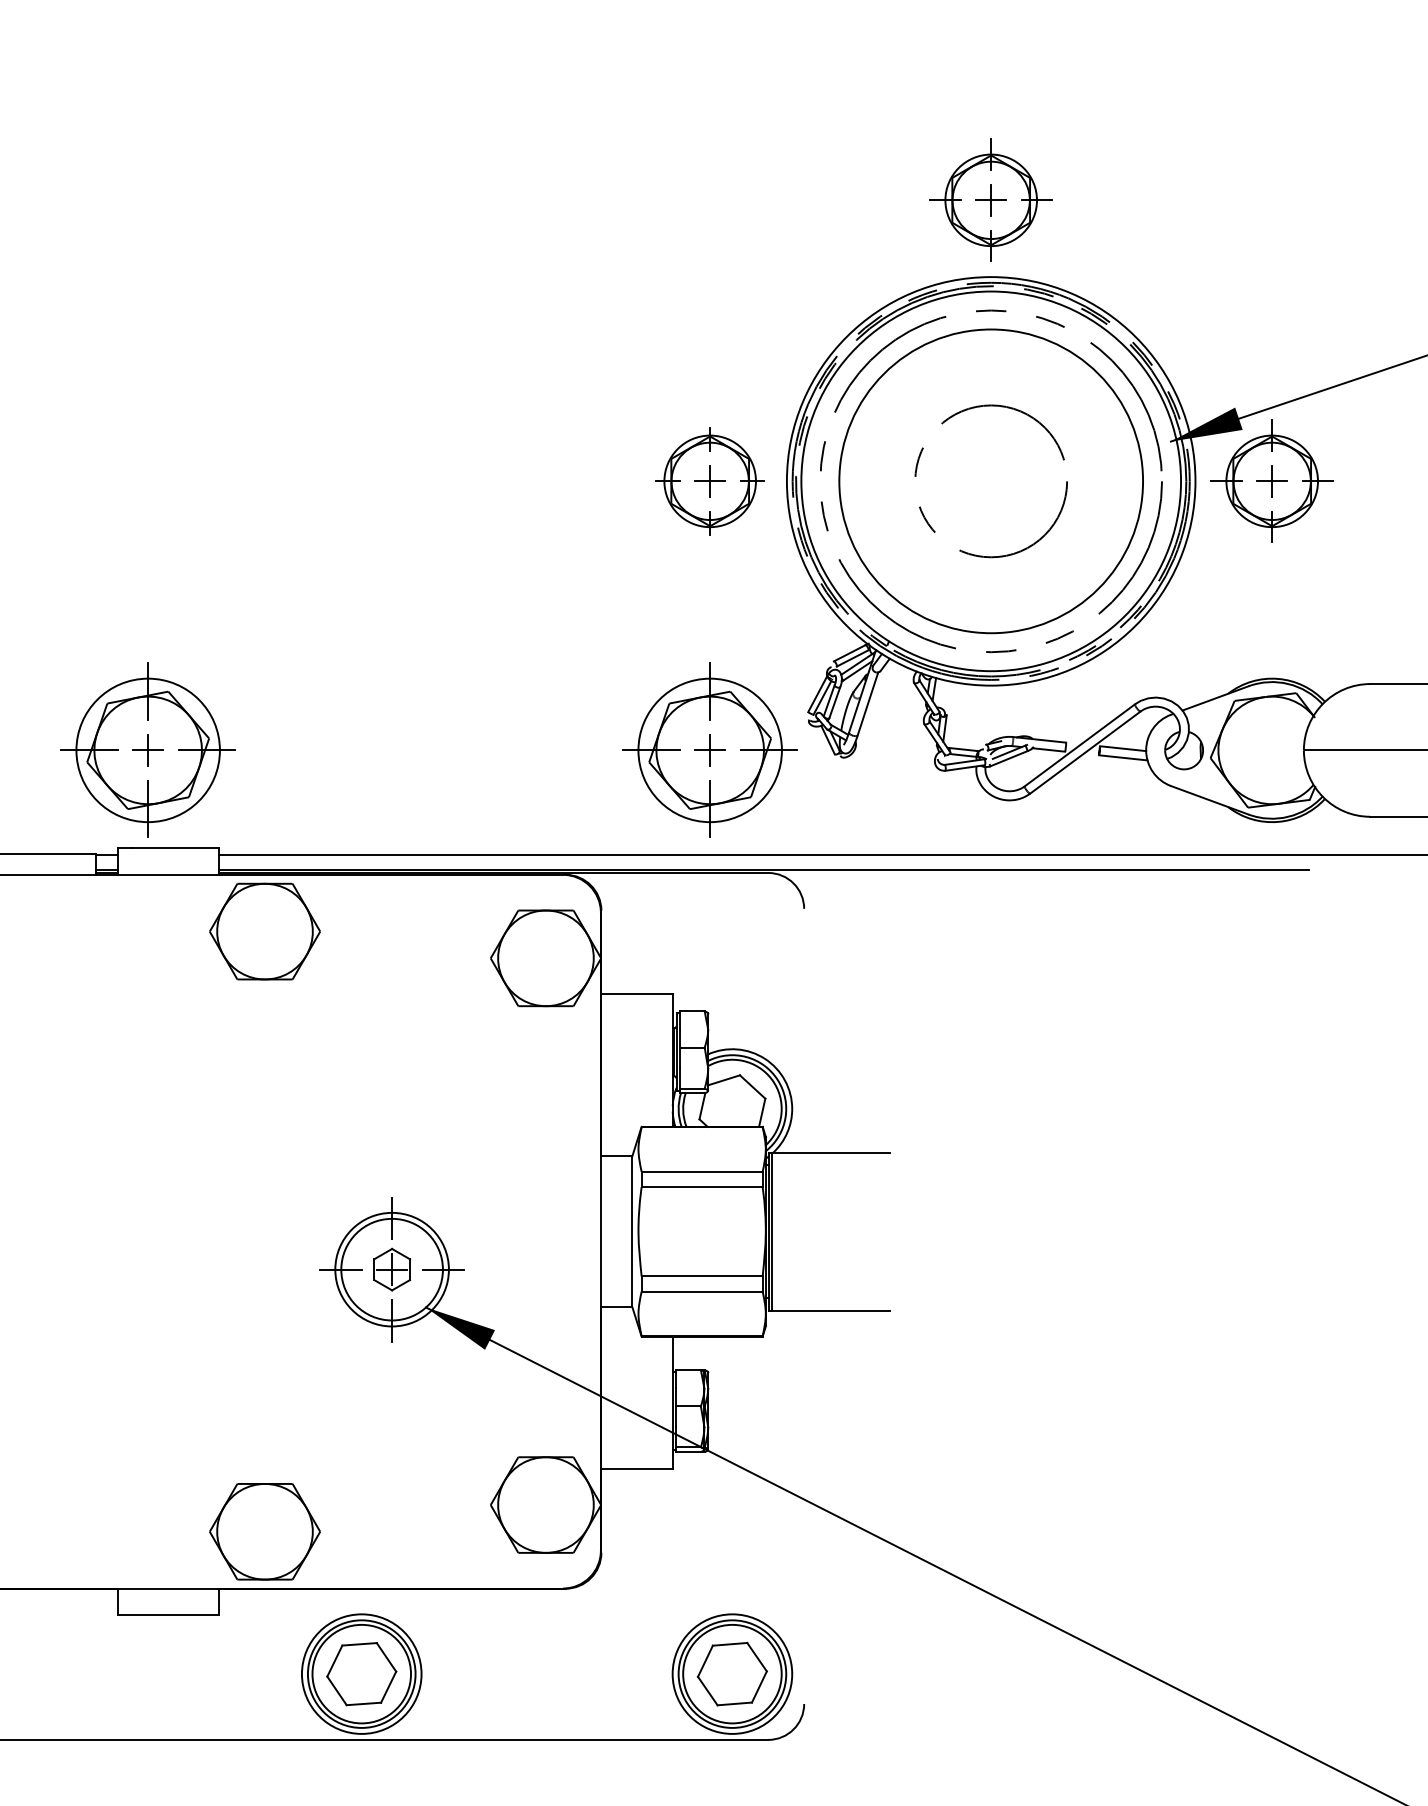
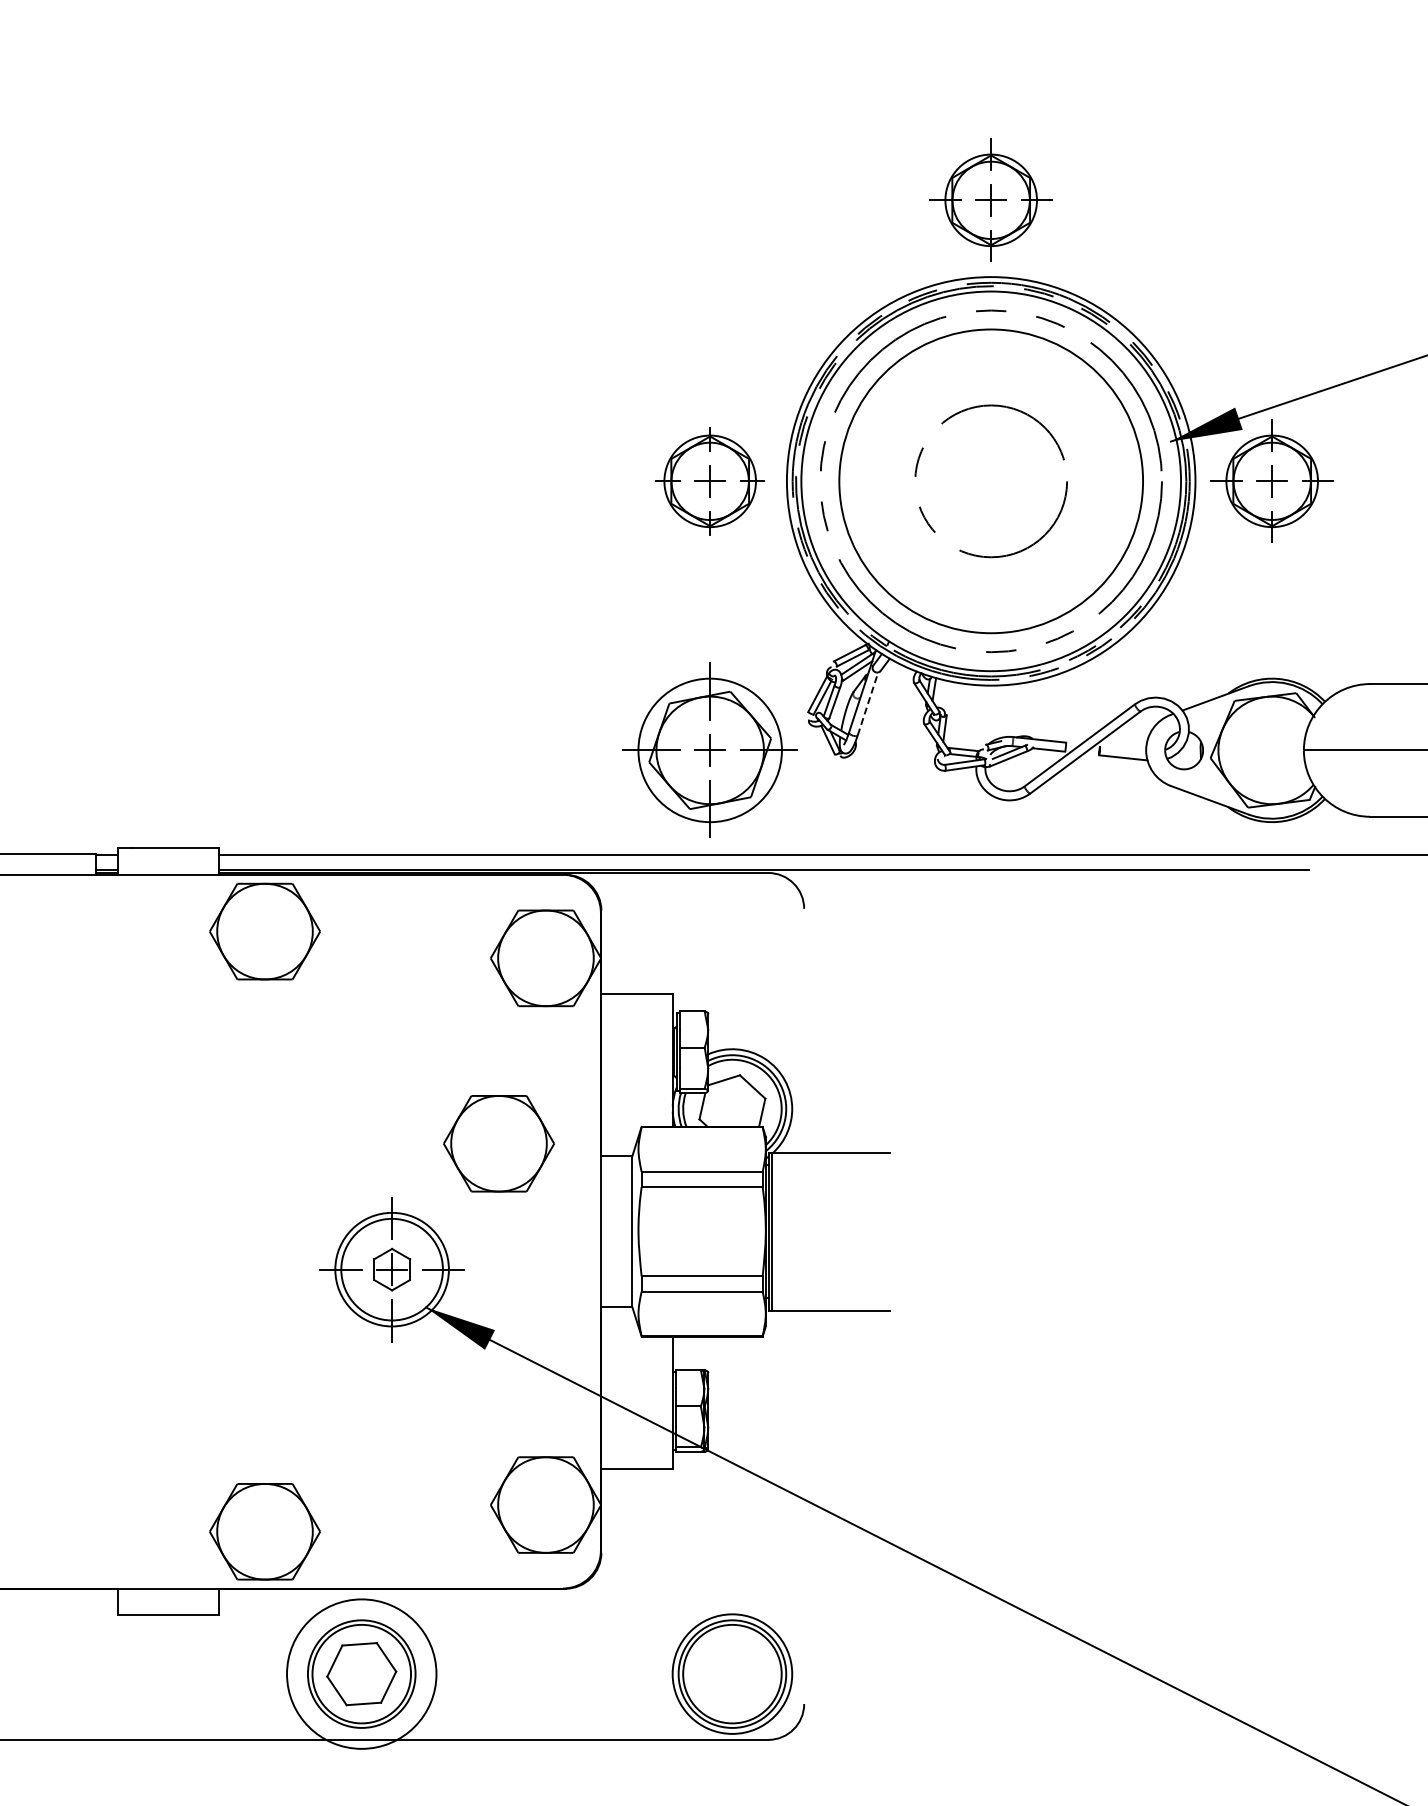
line: solid -> dashed (868, 703)
line: present -> none (1123, 748)
part: present -> none (147, 749)
part: none -> present (498, 1143)
circle diameter: 120 px -> 149 px (361, 1673)
part: present -> none (732, 1673)
